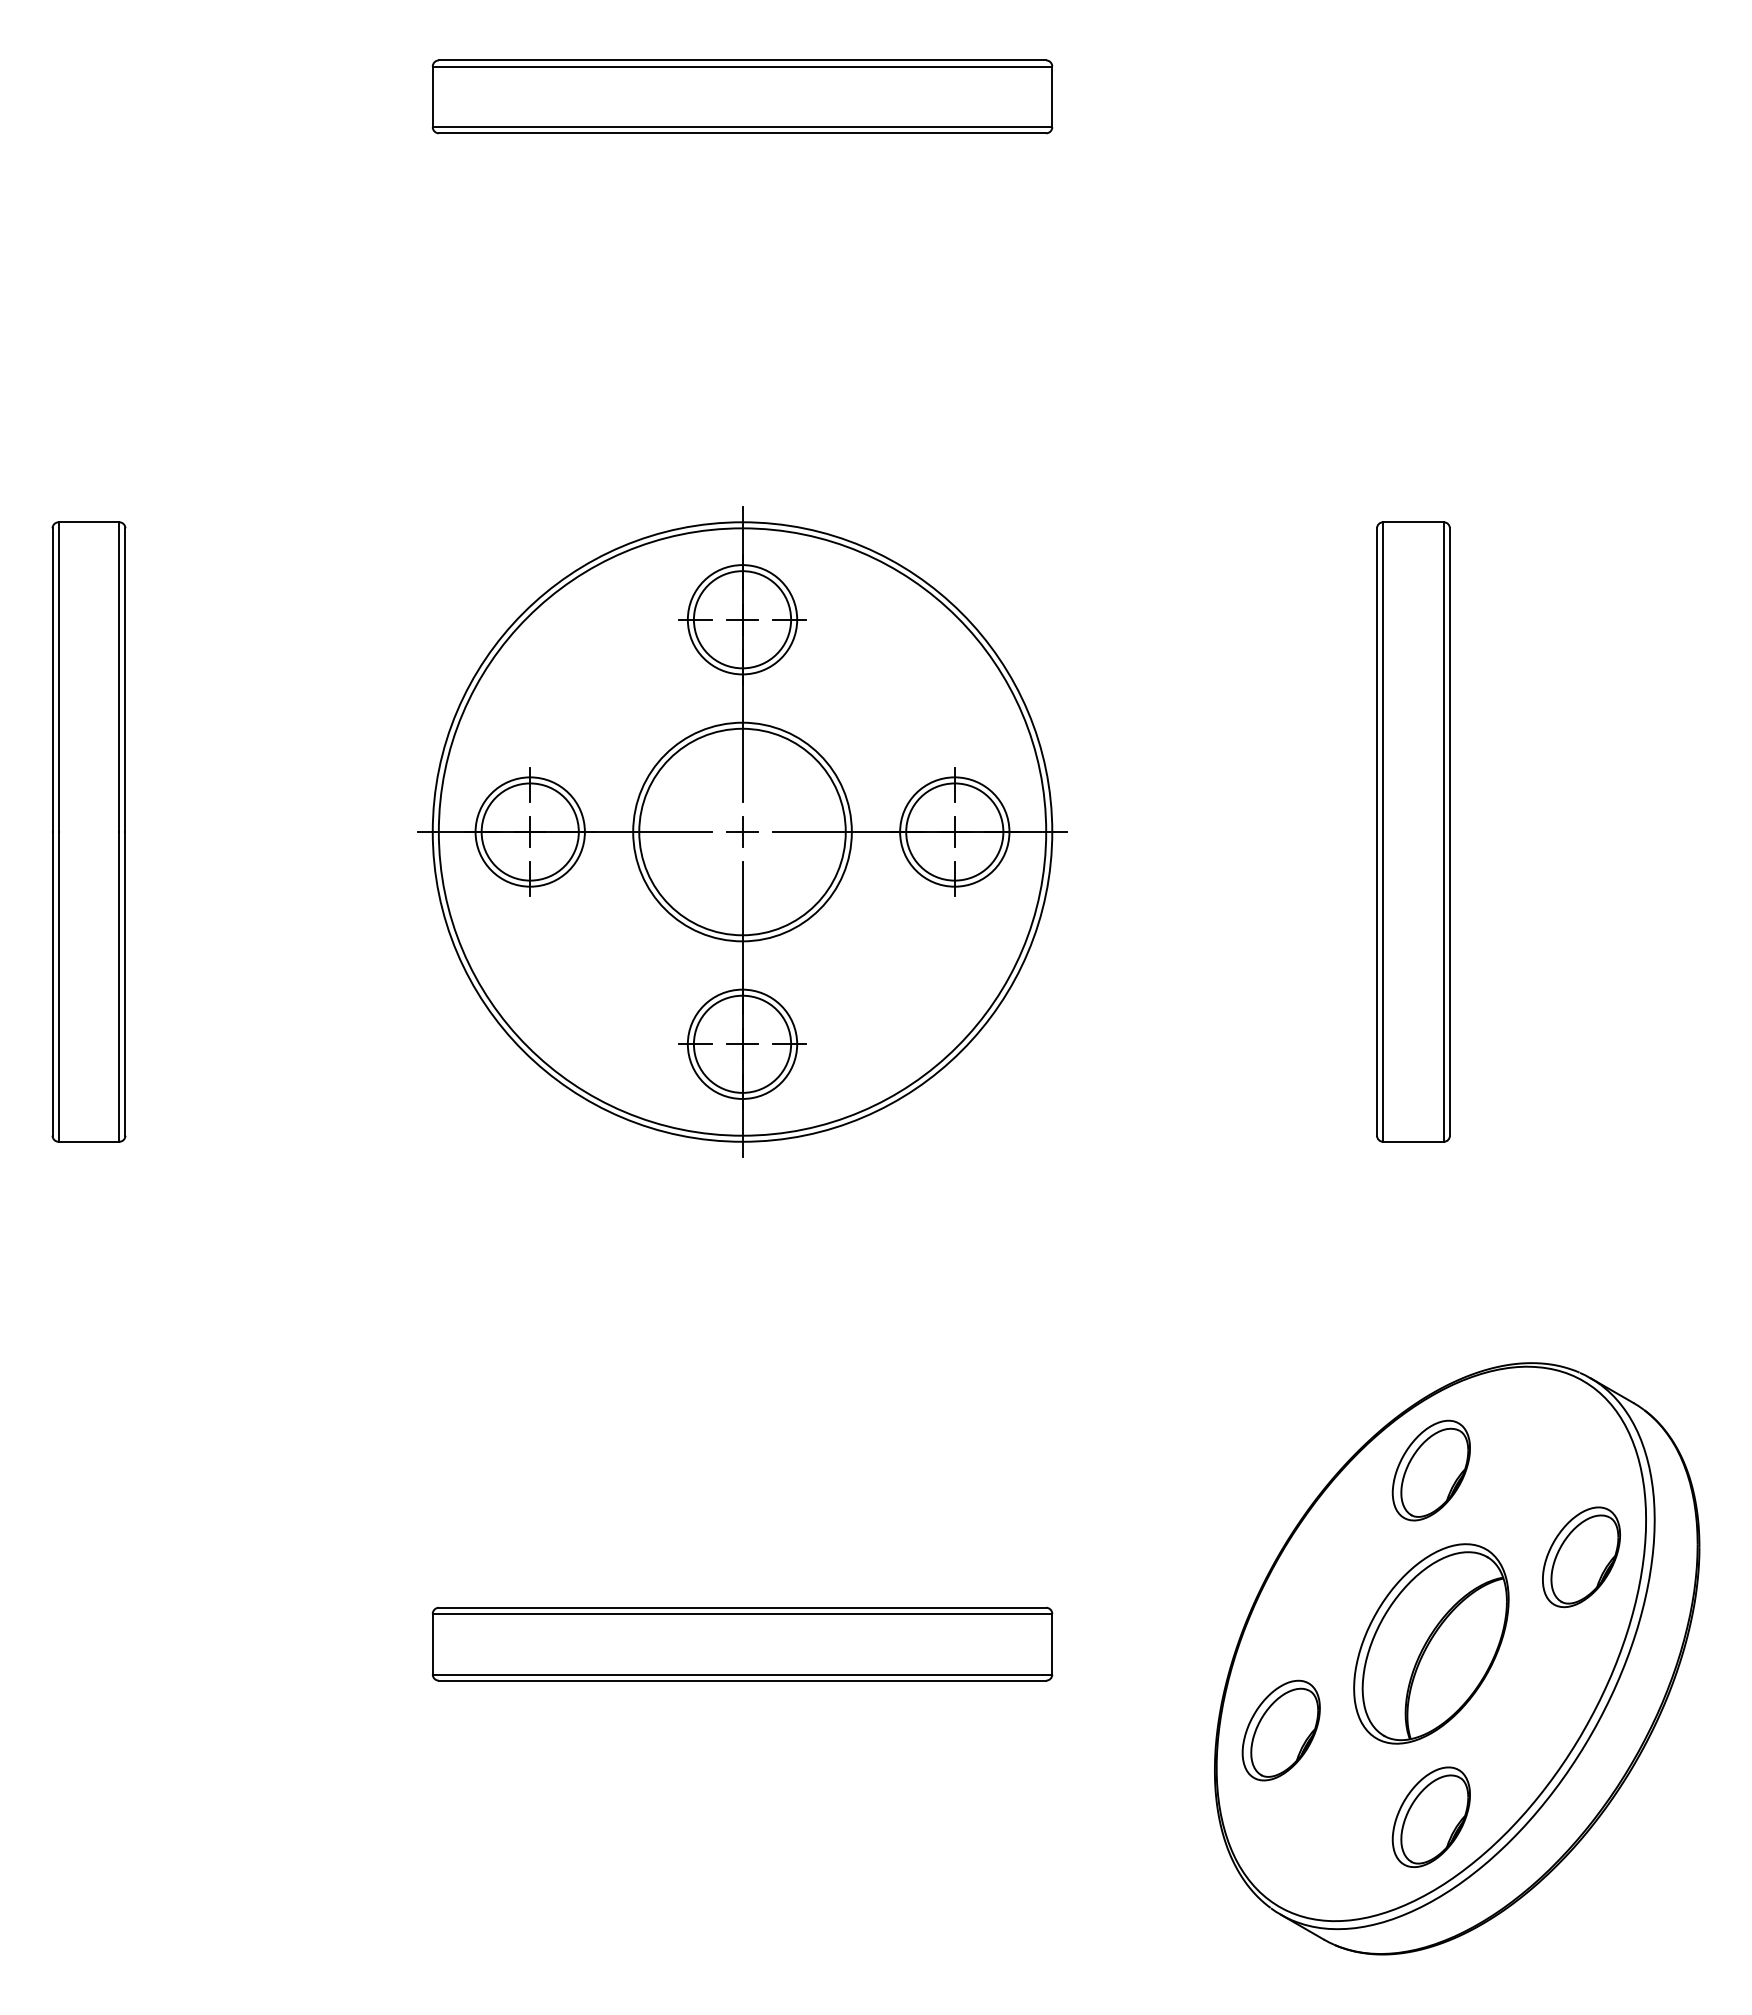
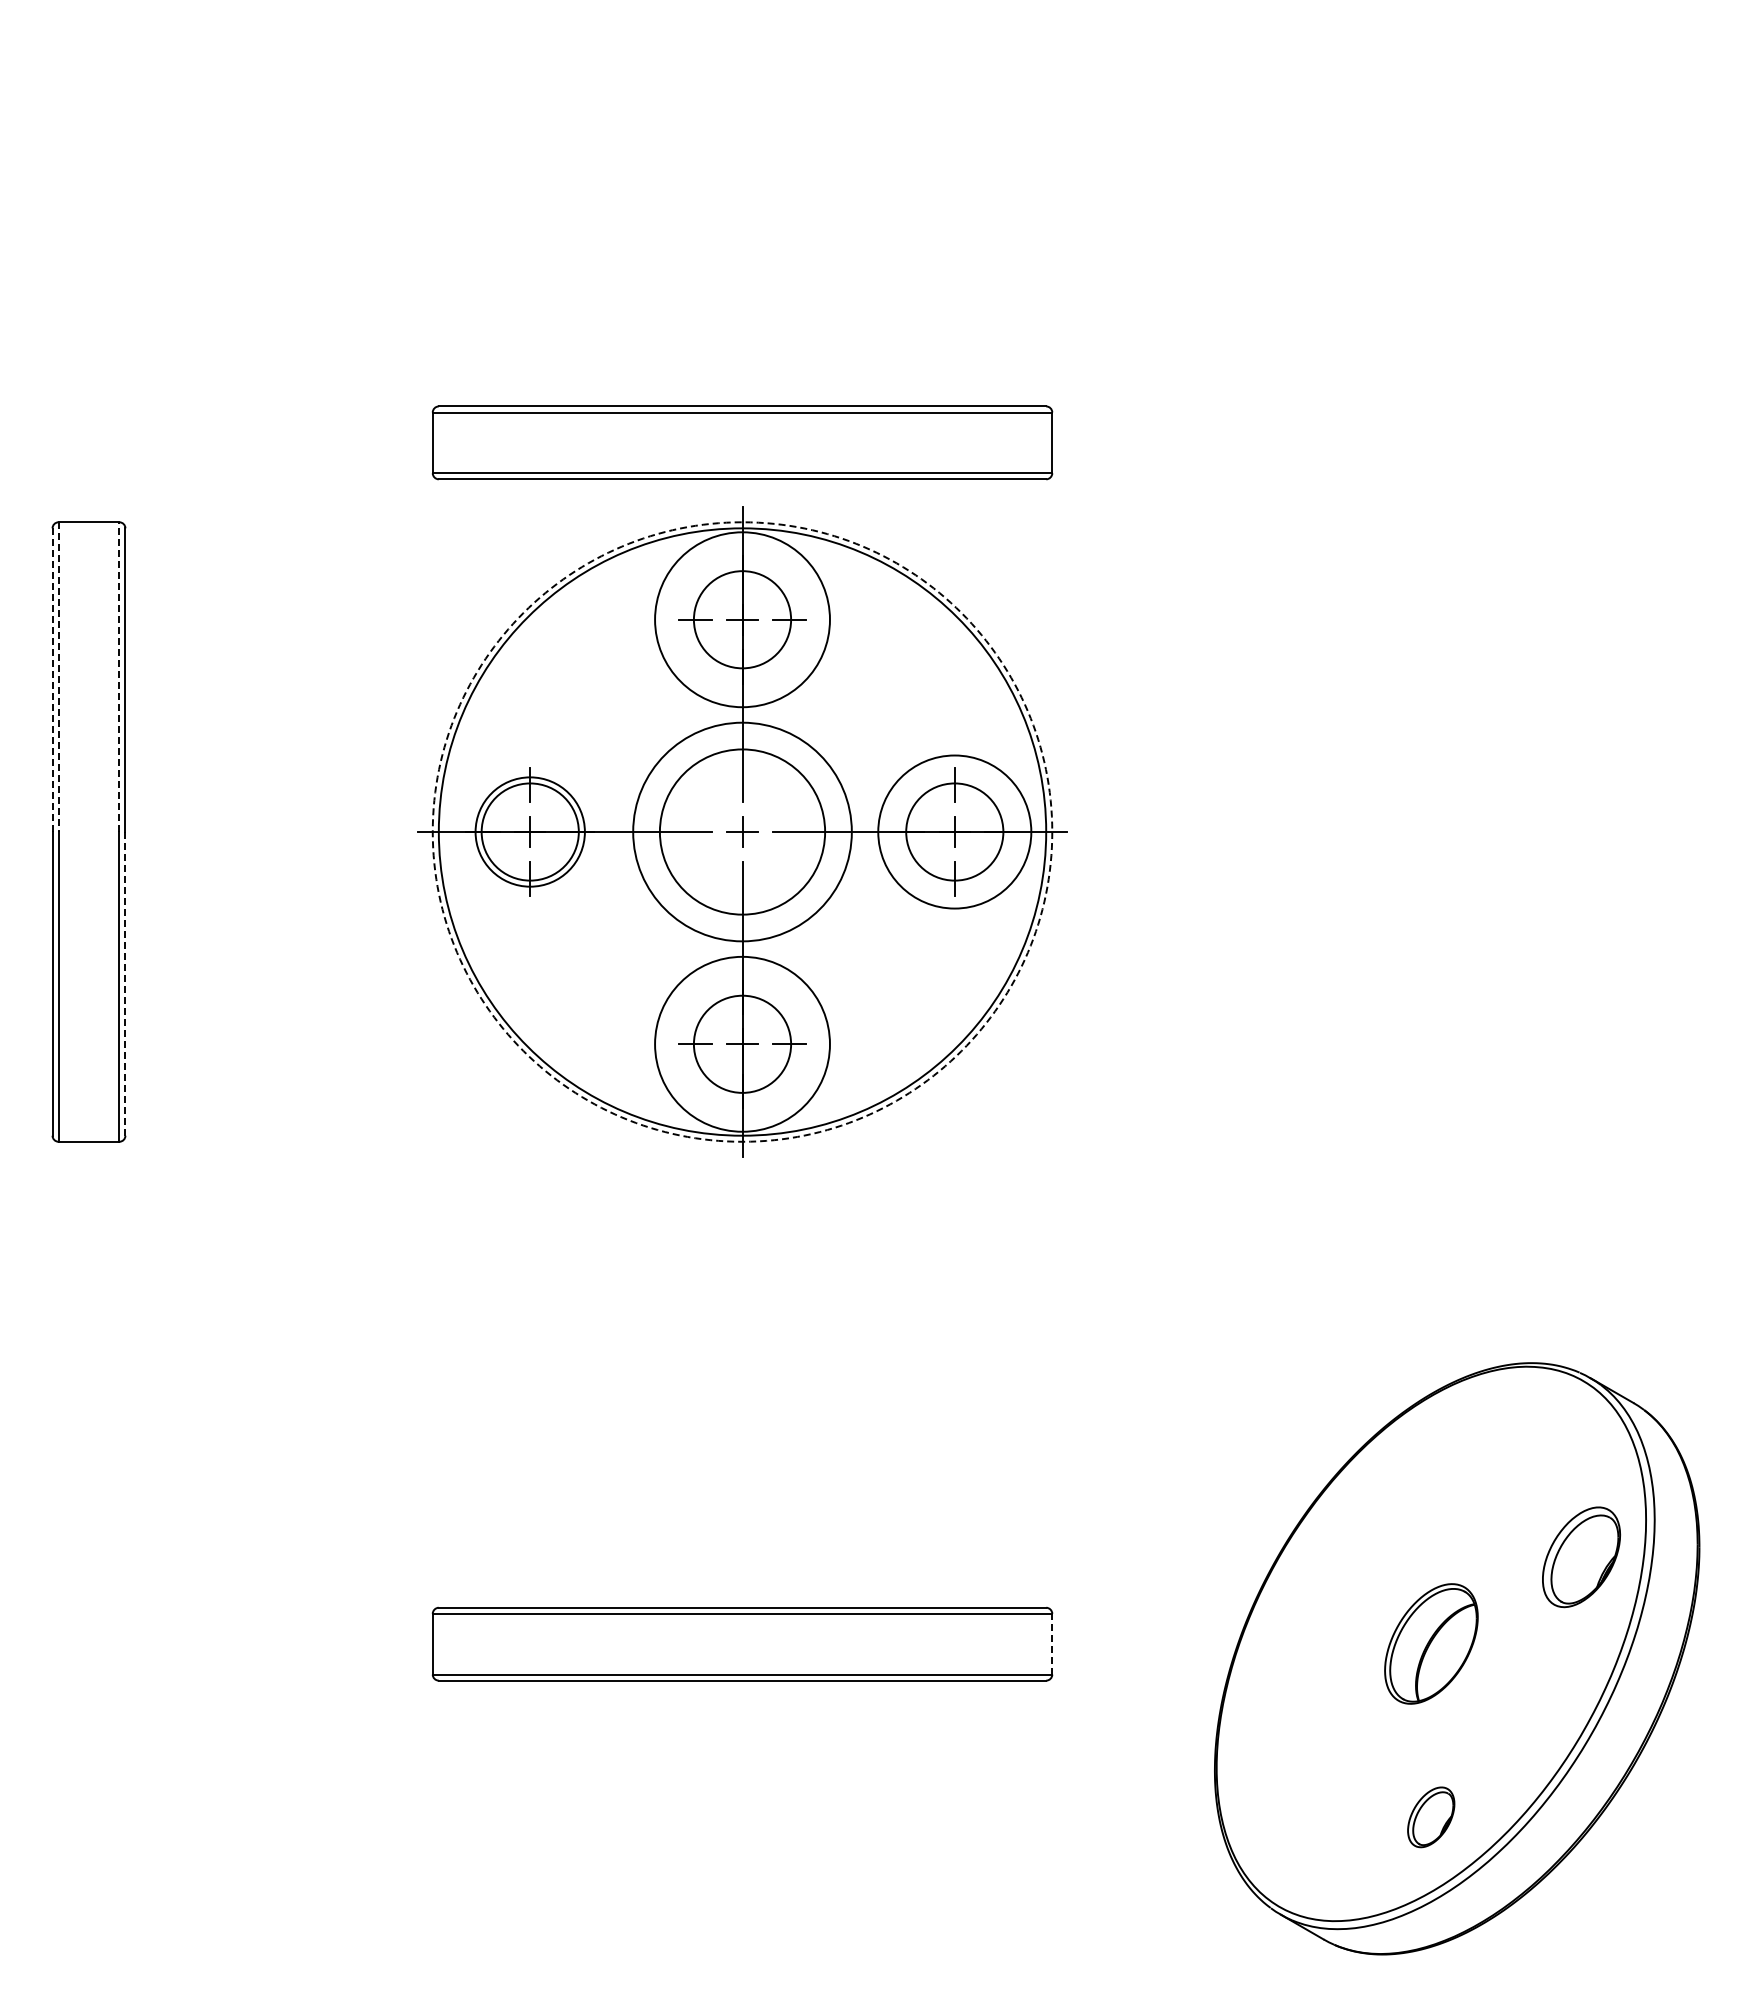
part position: (742, 96) -> (742, 442) (742, 442)
circle diameter: 109 px -> 175 px (742, 619)
line: solid -> dashed (58, 677)
line: solid -> dashed (119, 677)
line: solid -> dashed (52, 680)
circle diameter: 207 px -> 165 px (742, 831)
circle: solid -> dashed (742, 831)
circle diameter: 109 px -> 153 px (954, 831)
part: present -> none (1413, 831)
line: solid -> dashed (125, 983)
circle diameter: 109 px -> 175 px (742, 1043)
part: present -> none (1430, 1470)
line: solid -> dashed (1052, 1643)
part size: 157x202 px -> 95x122 px (1431, 1643)
part: present -> none (1280, 1730)
part size: 80x103 px -> 49x63 px (1431, 1817)
